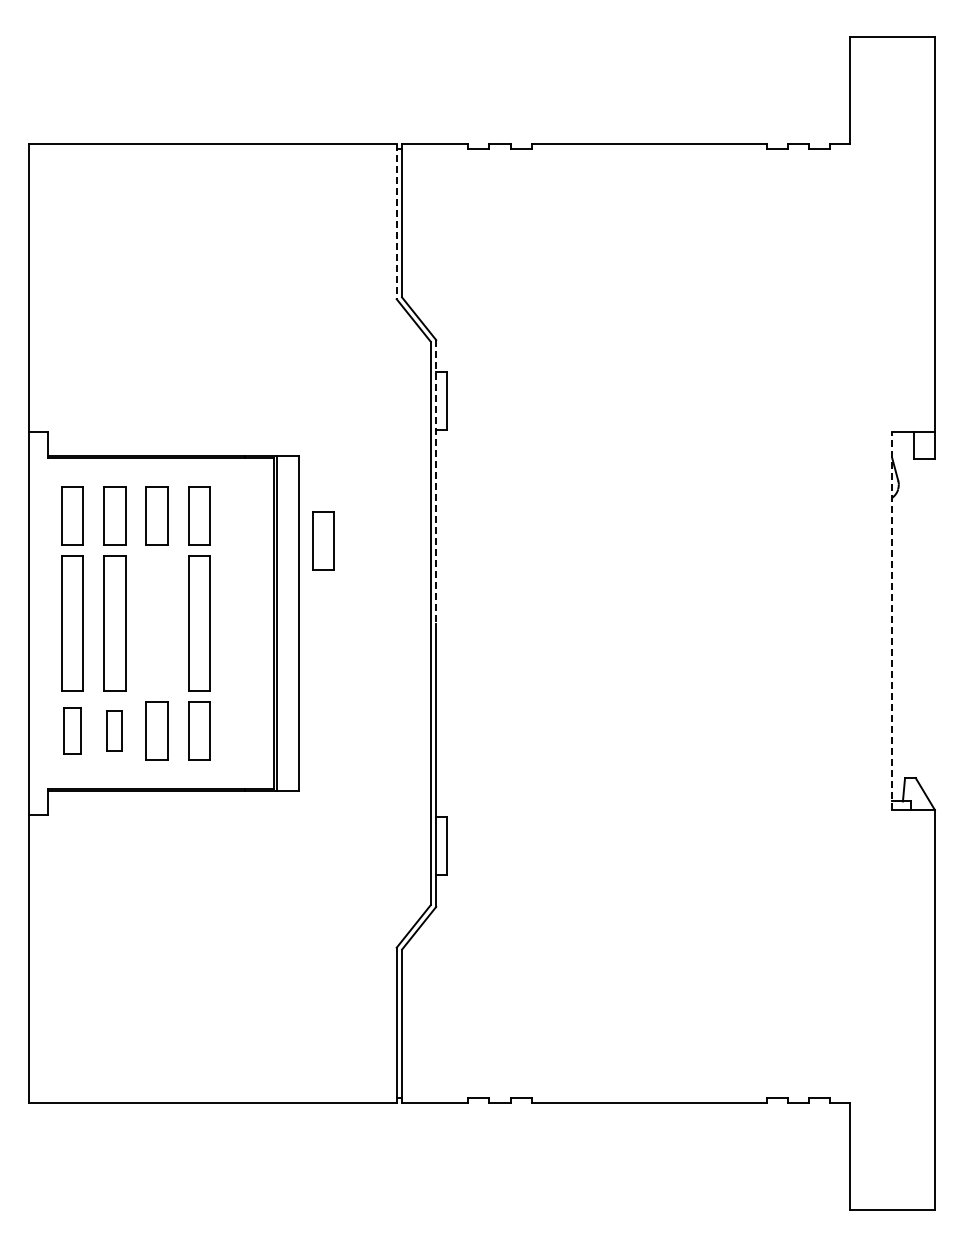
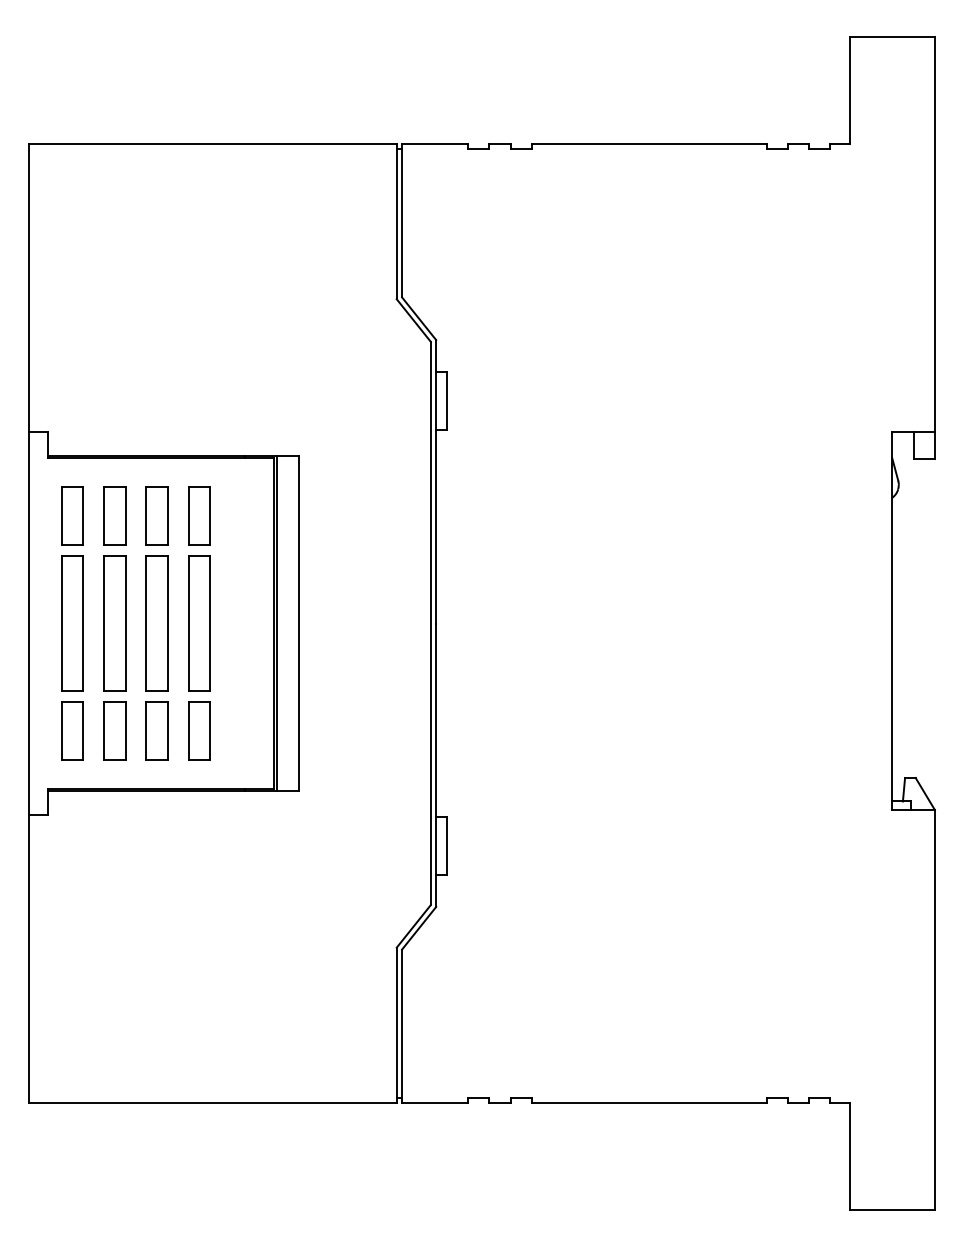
line: dashed -> solid (396, 221)
line: dashed -> solid (436, 481)
part: present -> none (323, 540)
line: dashed -> solid (892, 620)
part: none -> present (156, 623)
part size: 19x48 px -> 23x60 px (72, 730)
part size: 17x42 px -> 24x60 px (114, 730)
